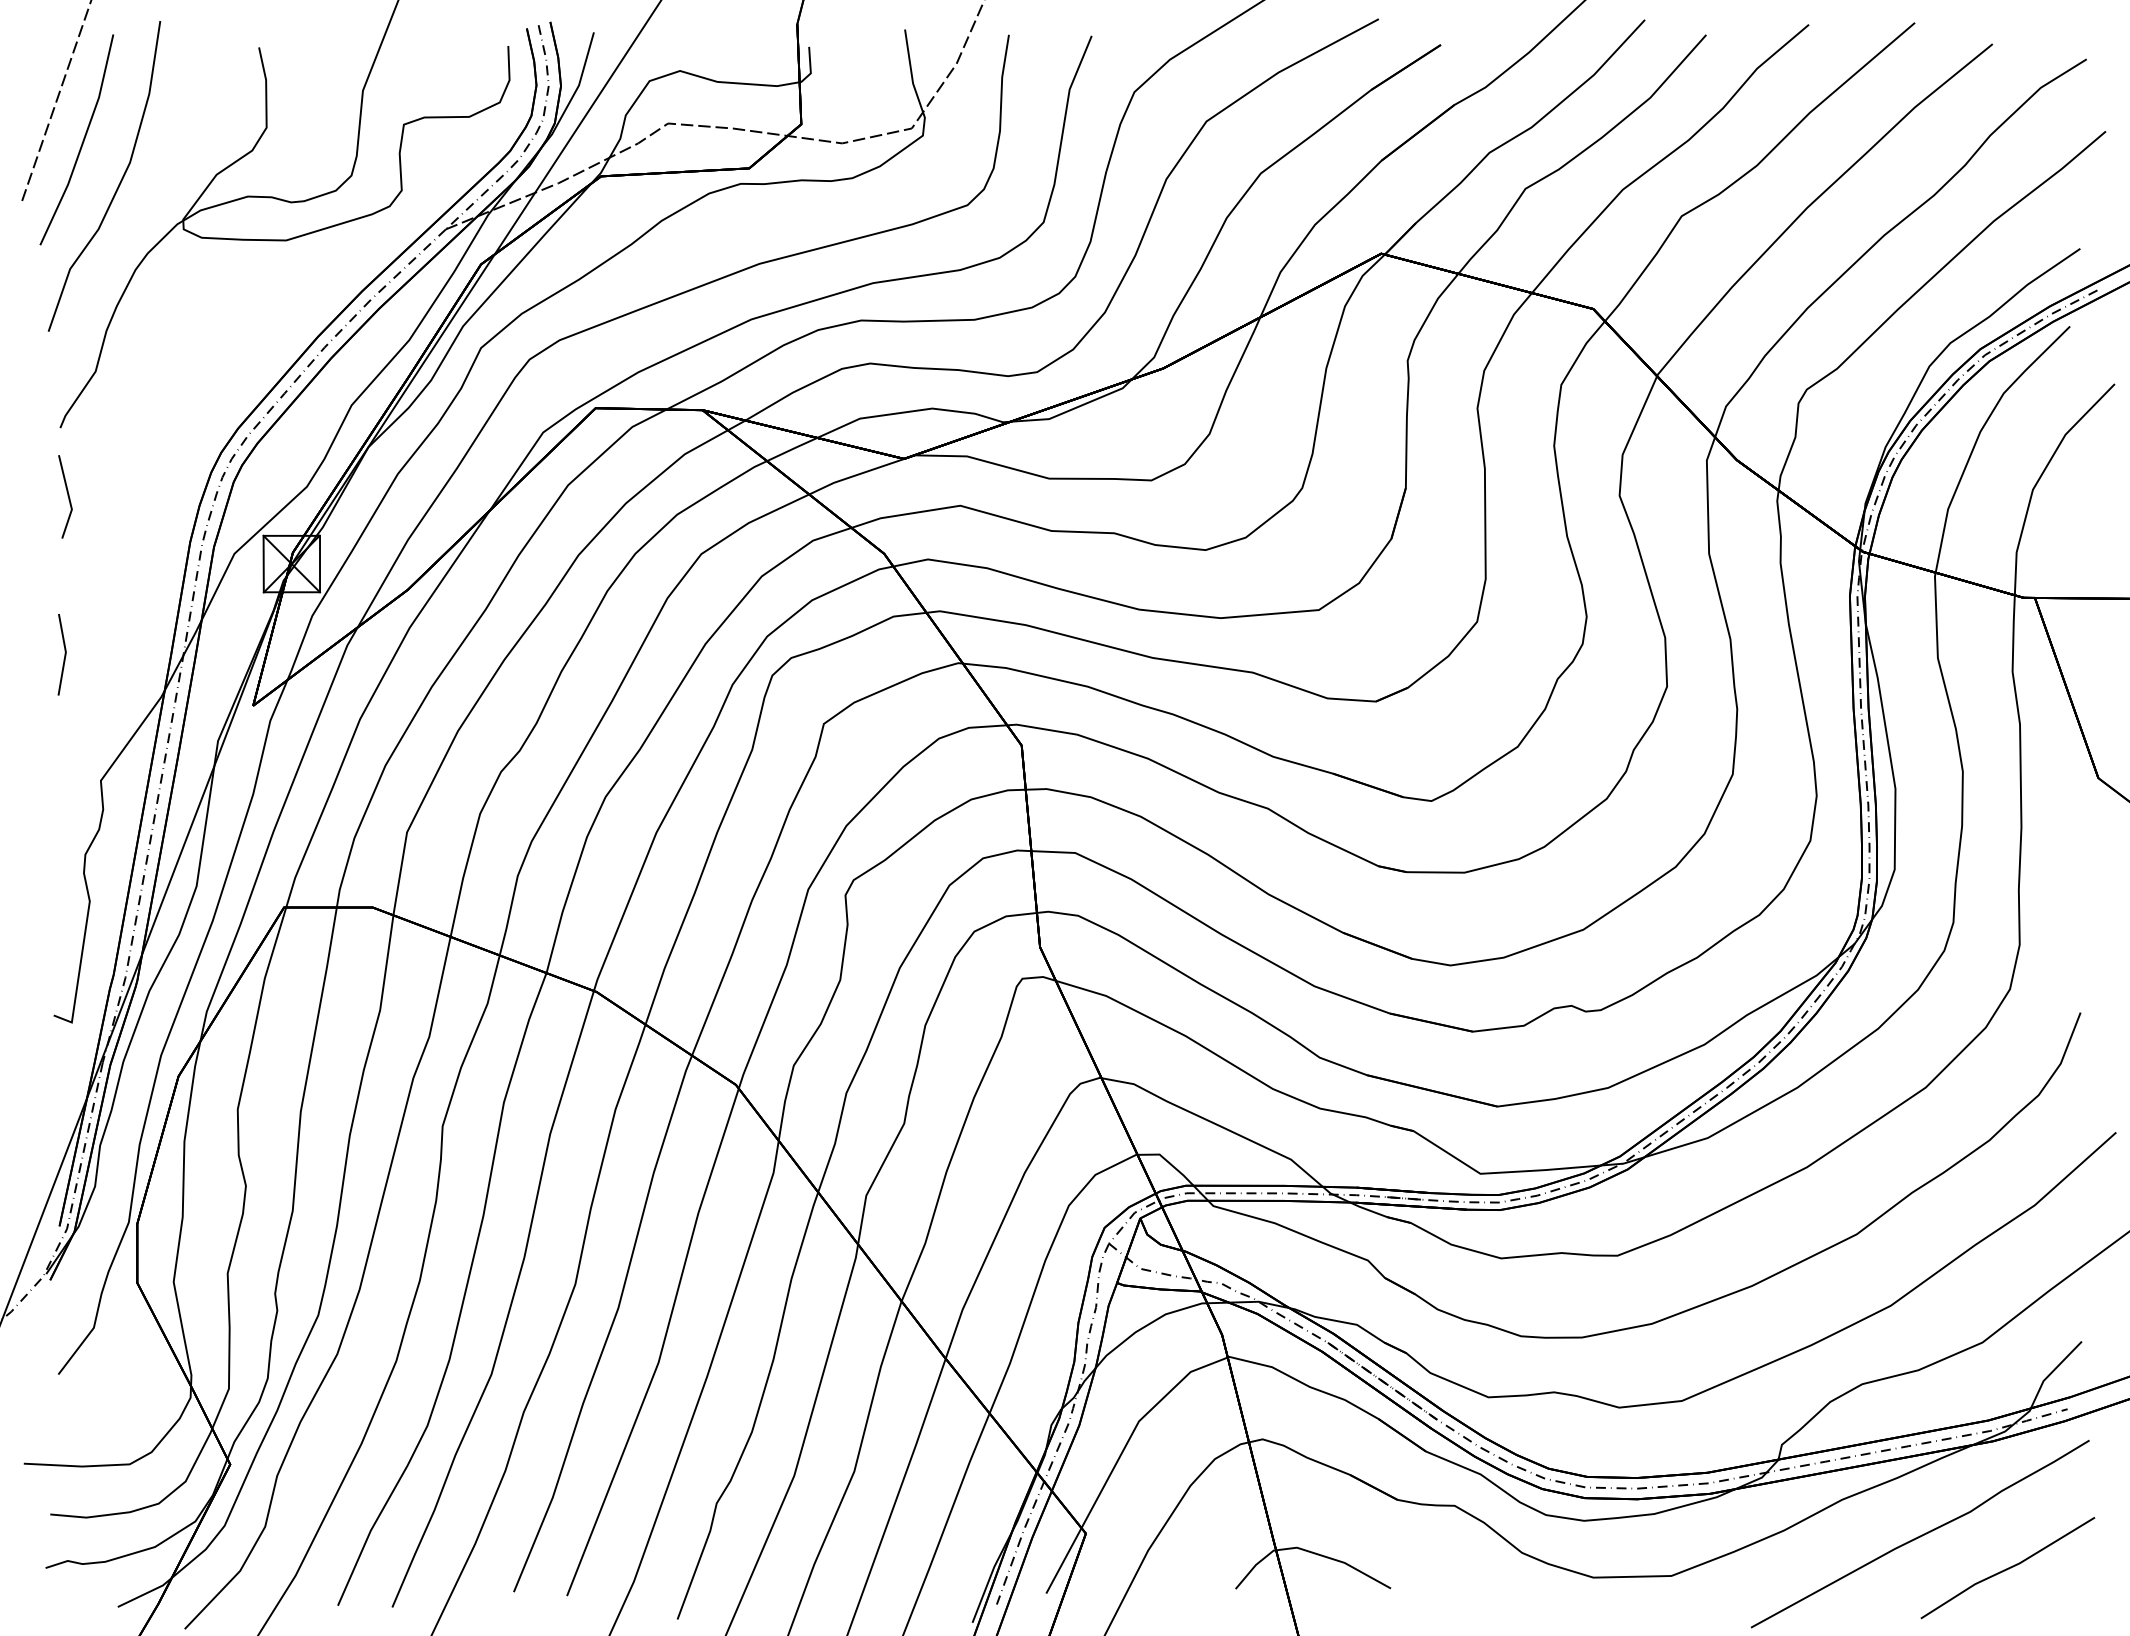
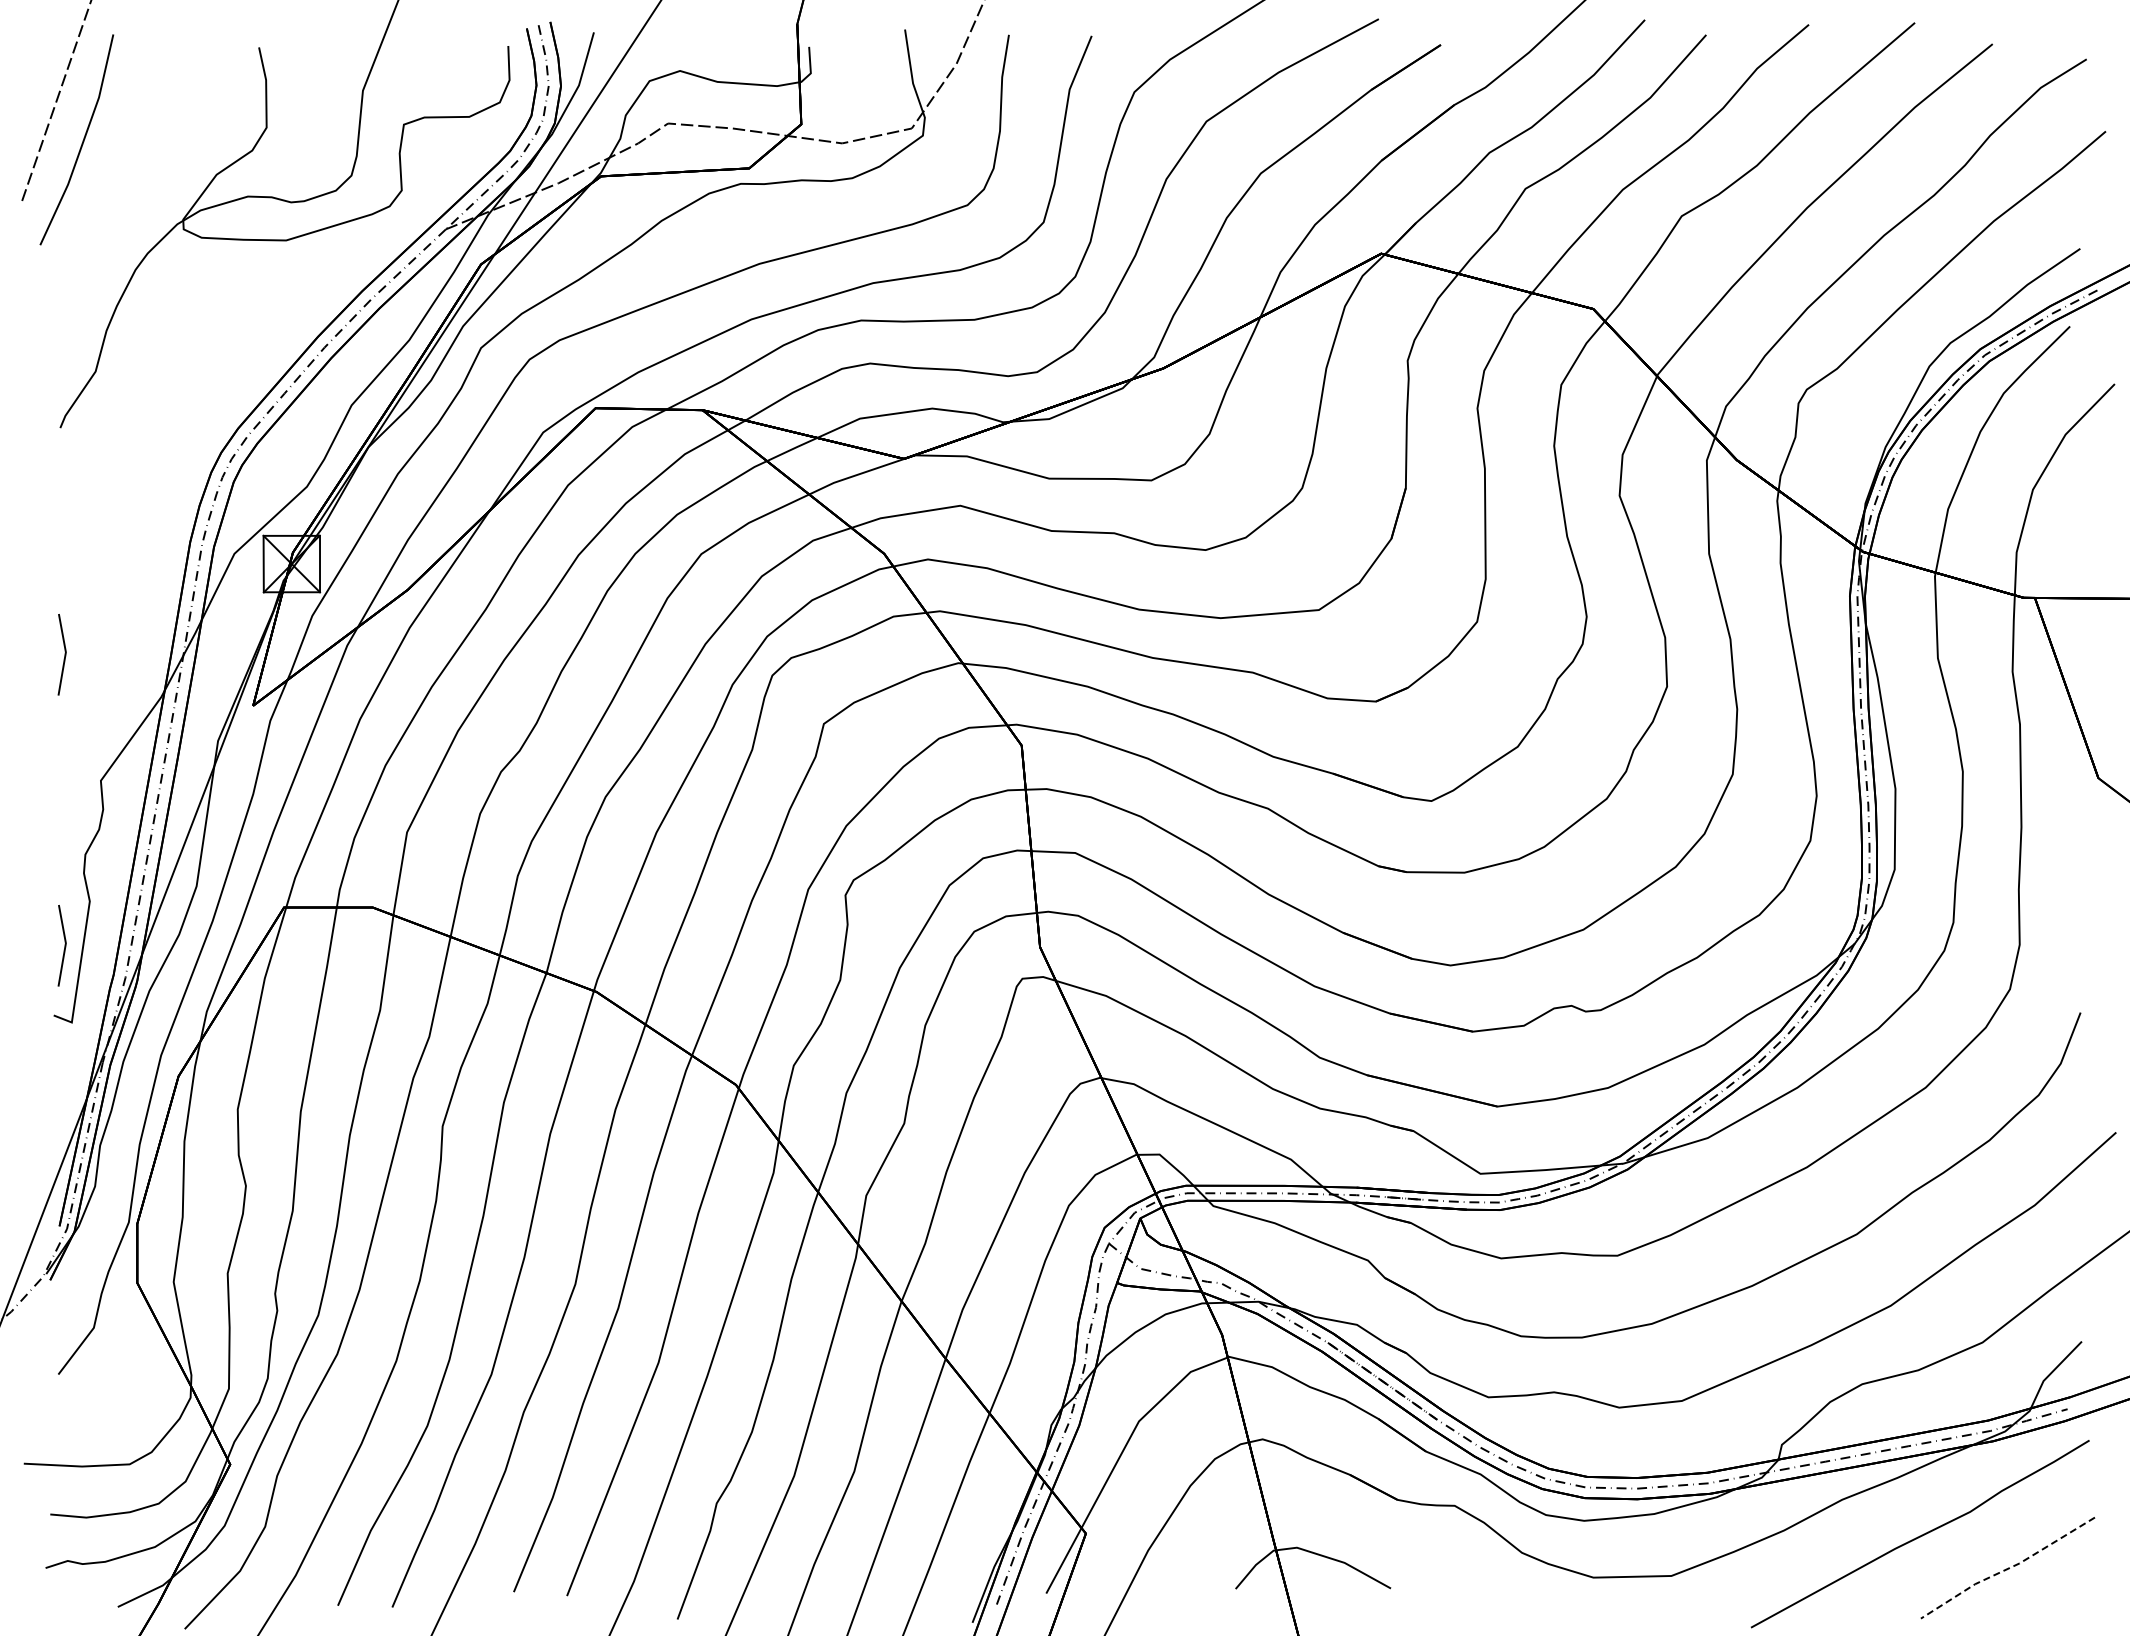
curve: present -> none (118, 184)
line: present -> none (67, 496)
line: none -> present (64, 945)
line: solid -> dashed (2007, 1568)
